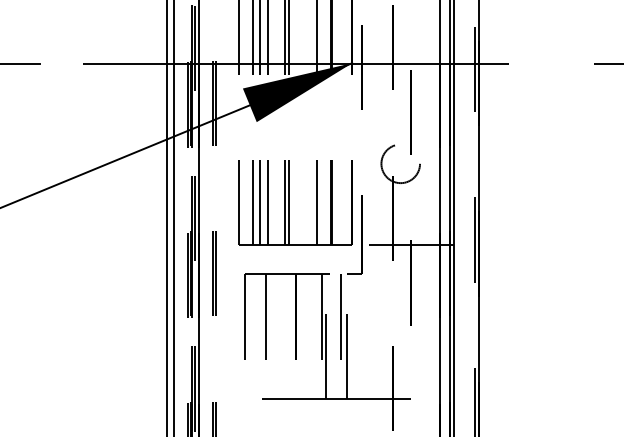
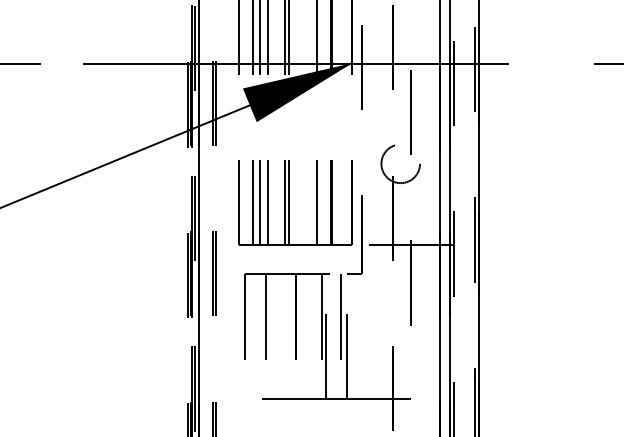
line: present -> none (167, 217)
line: present -> none (173, 217)
line: solid -> dashed (454, 218)
